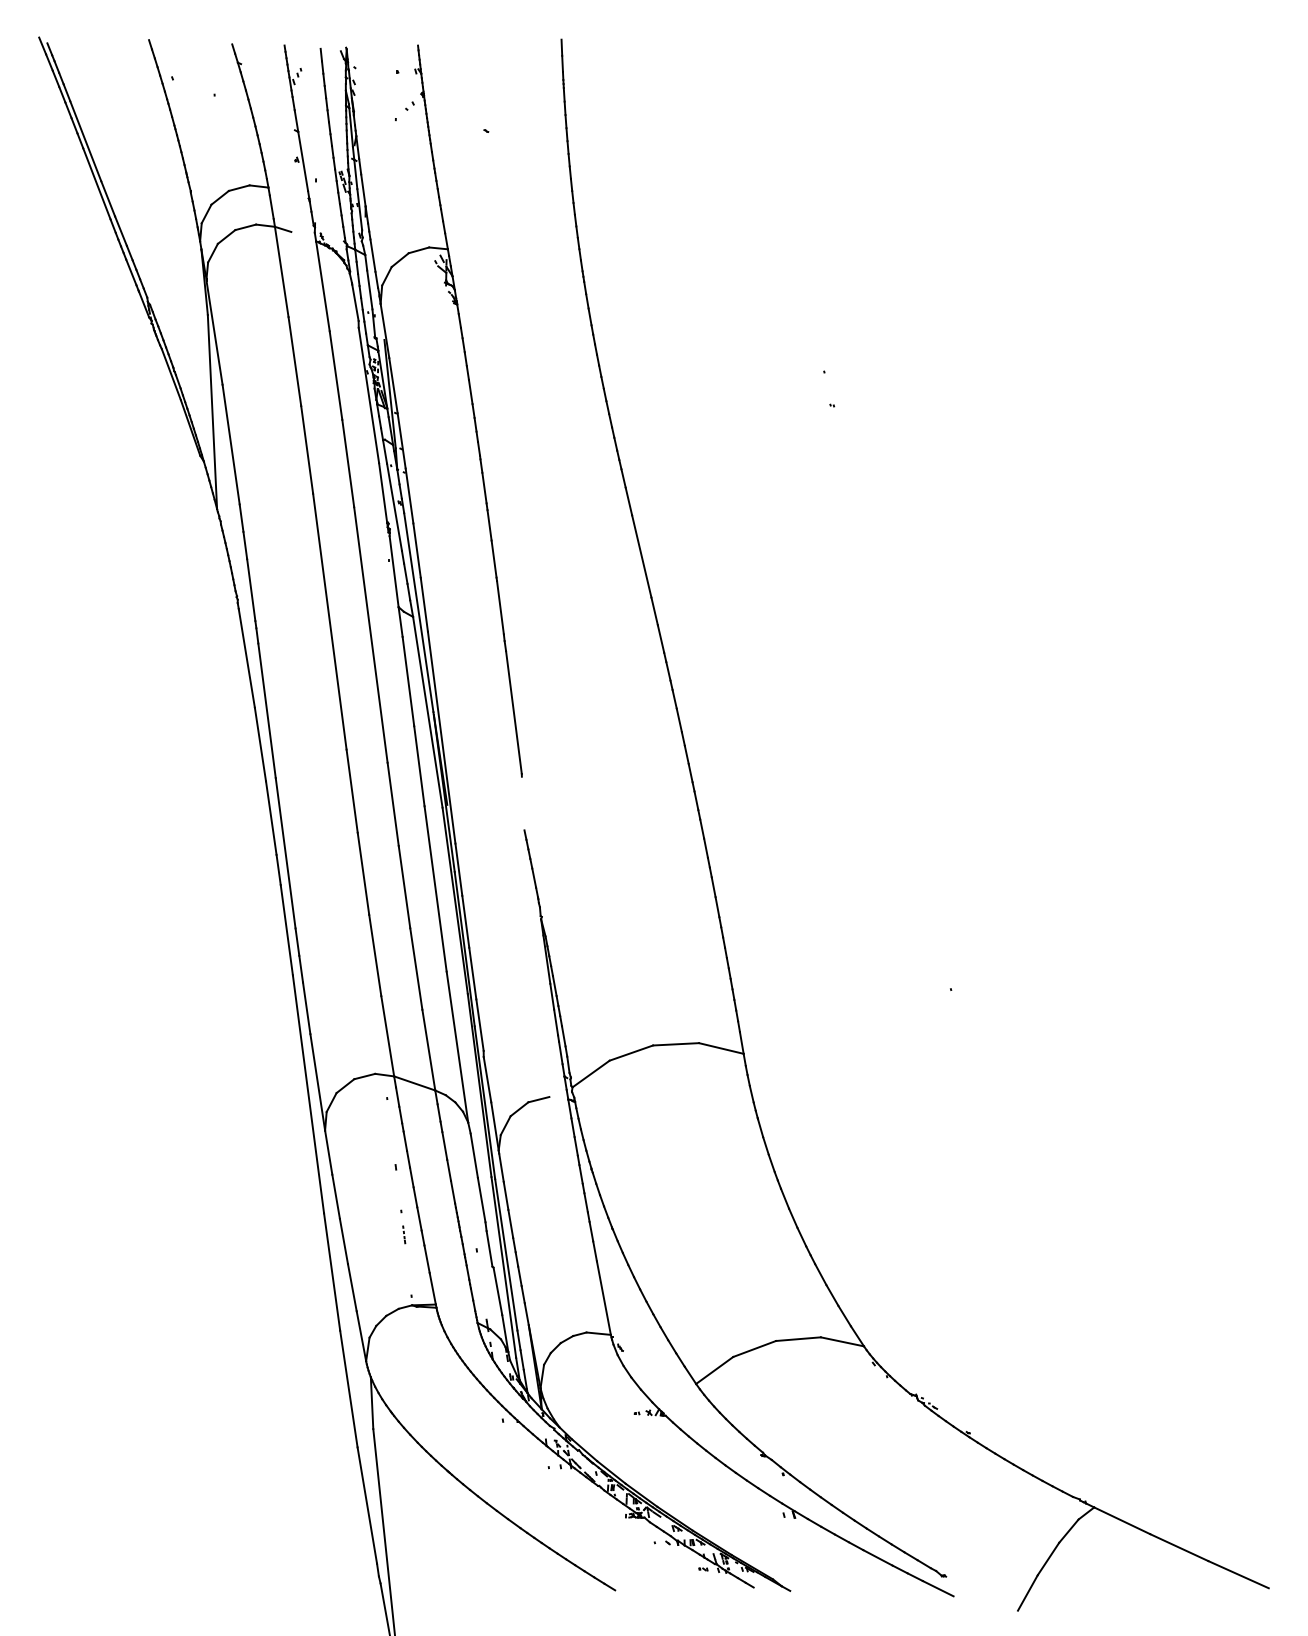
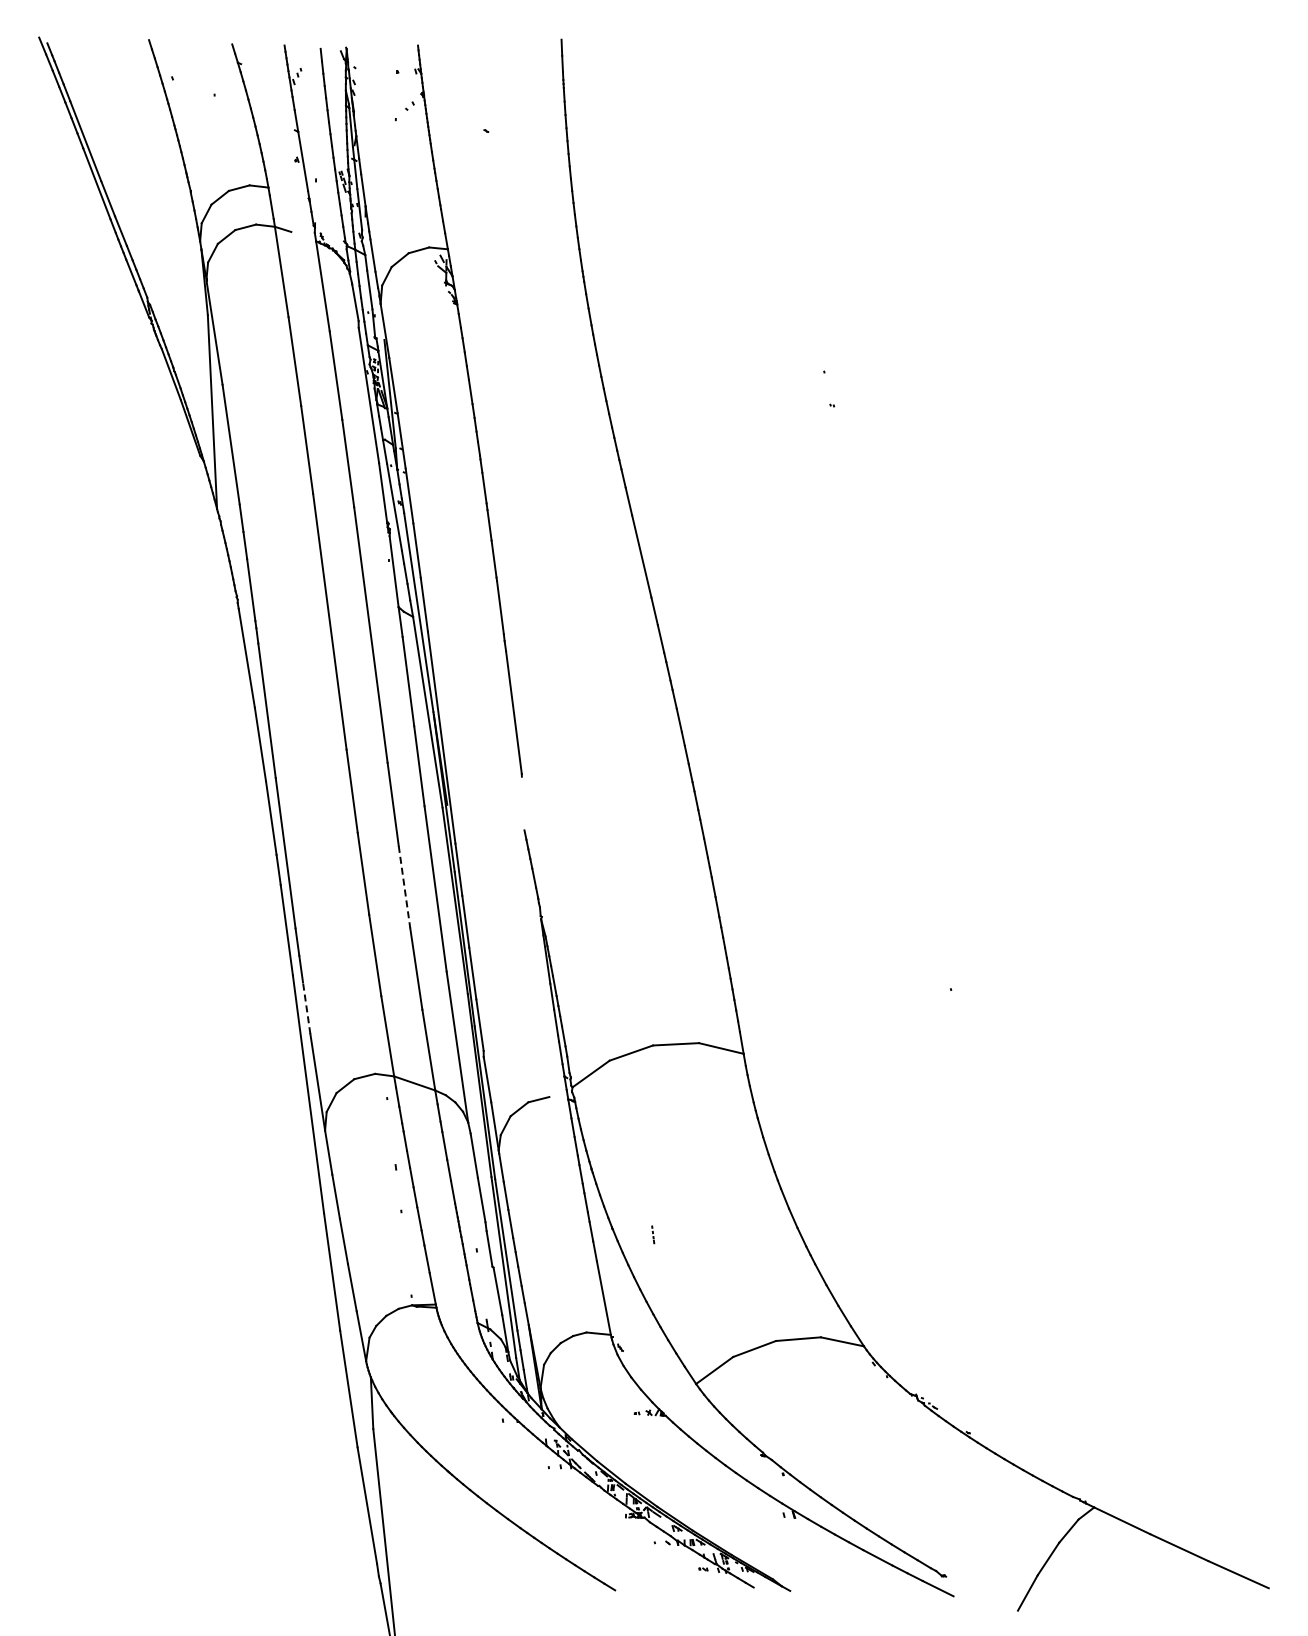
line: solid -> dashed (404, 887)
line: solid -> dashed (306, 1007)
part position: (404, 1234) -> (653, 1234) (653, 1234)
